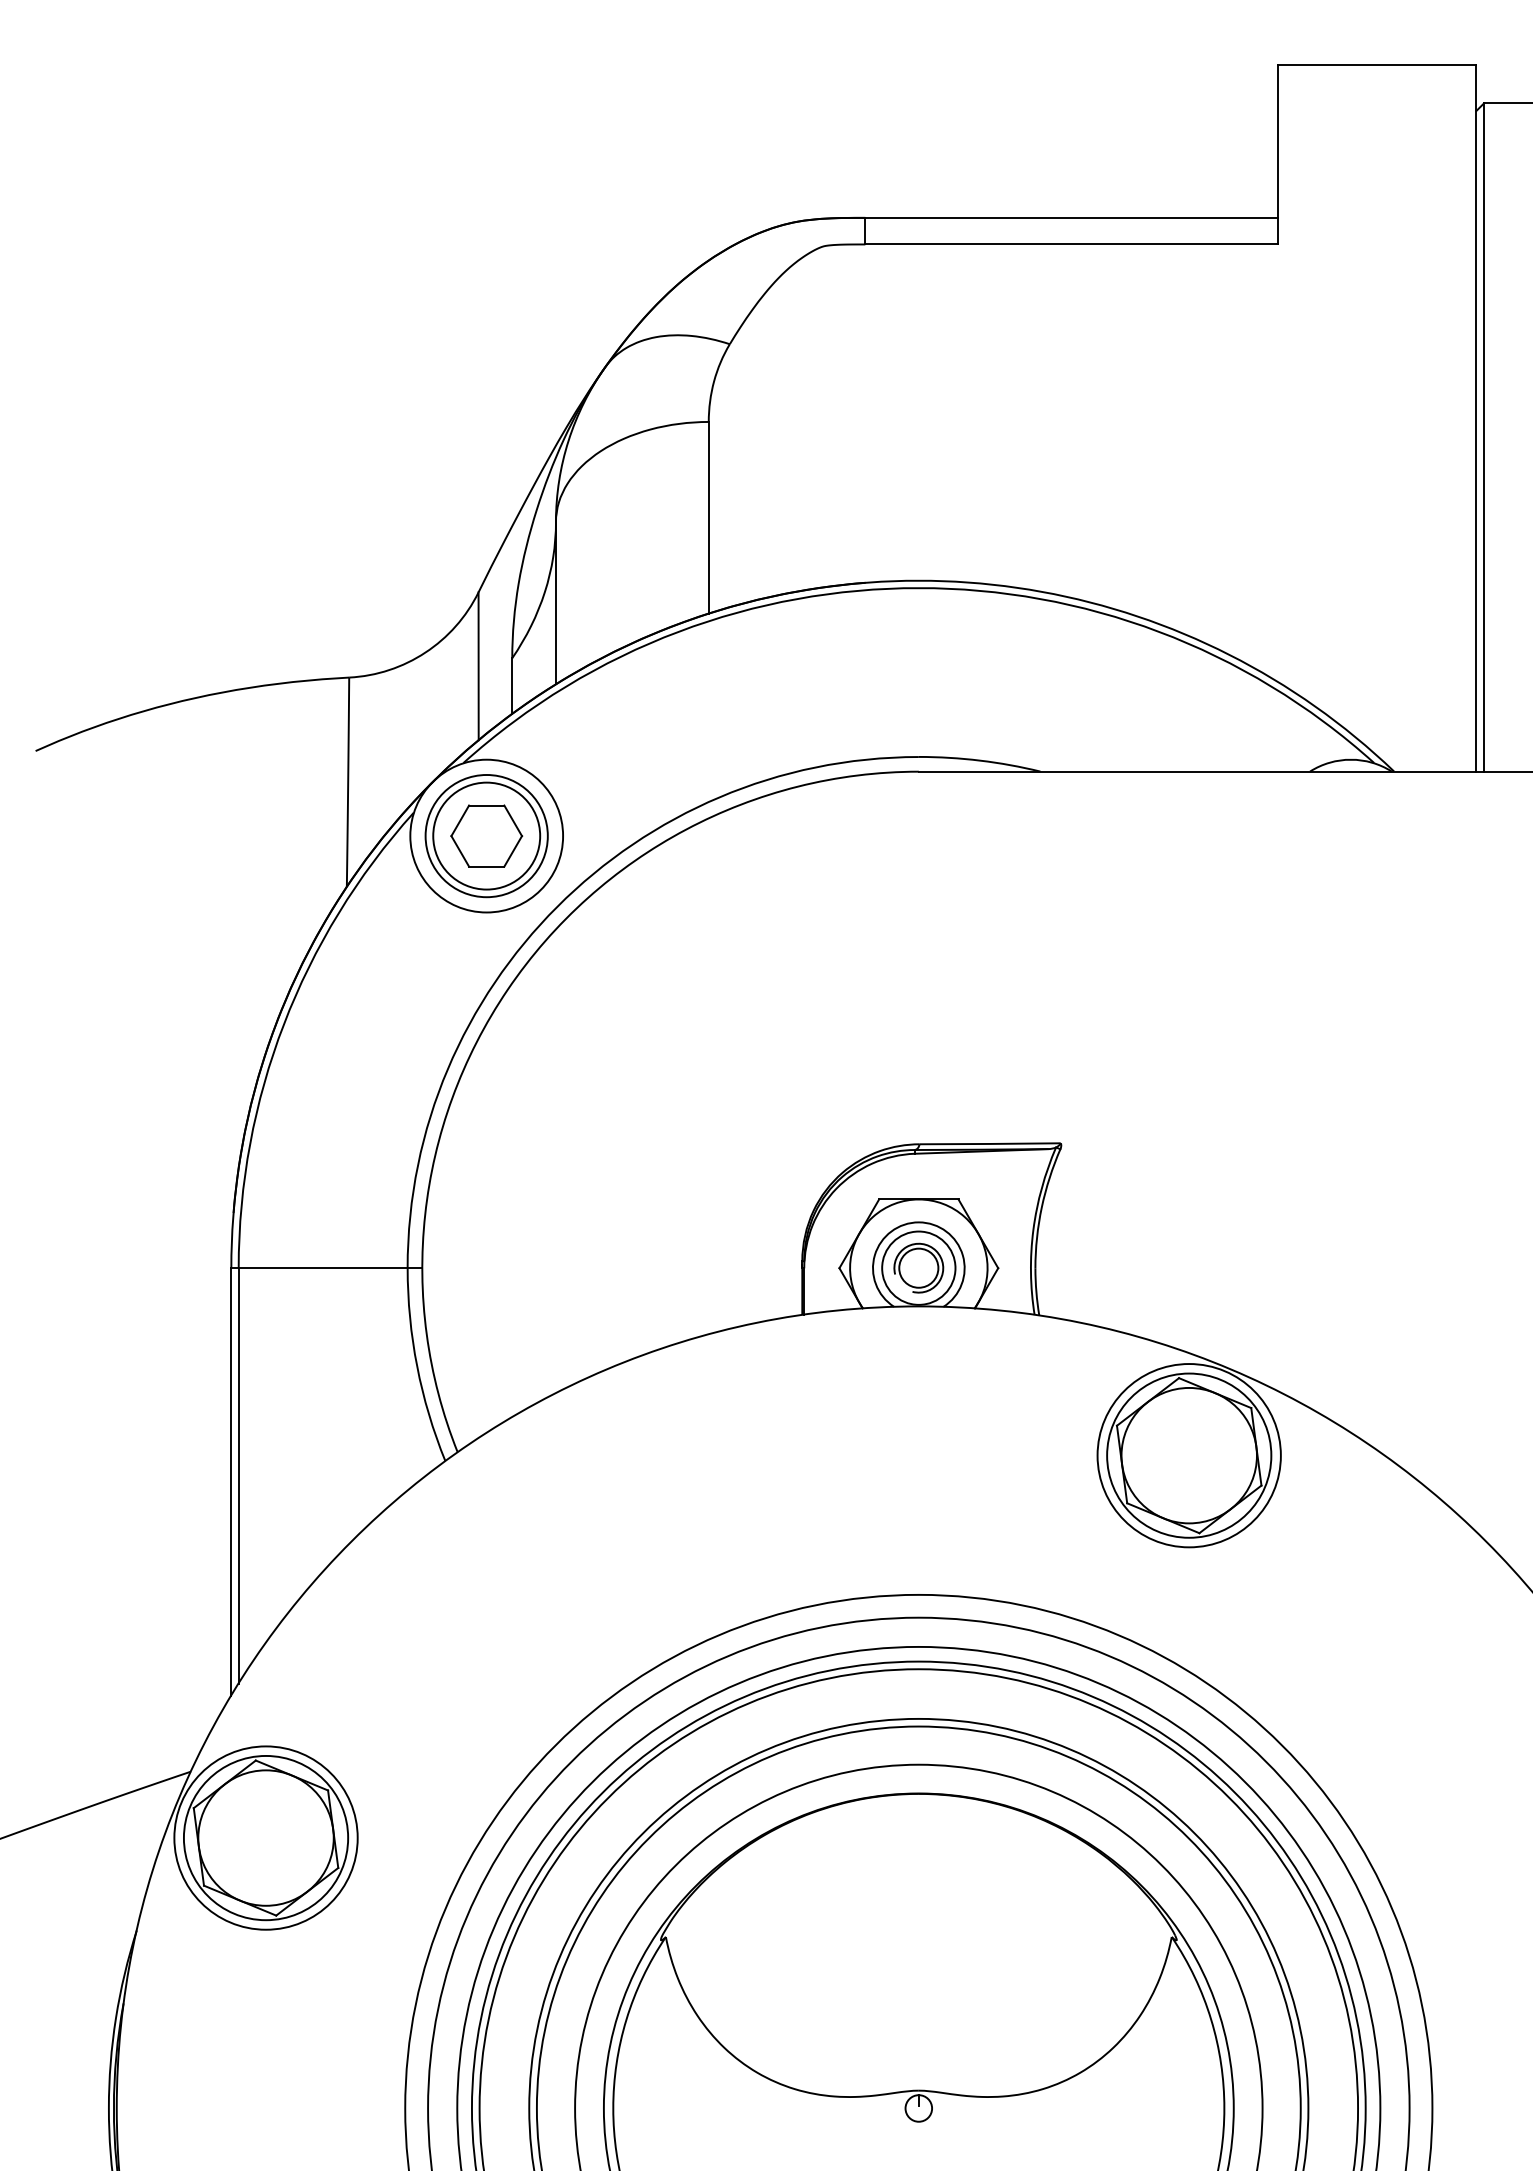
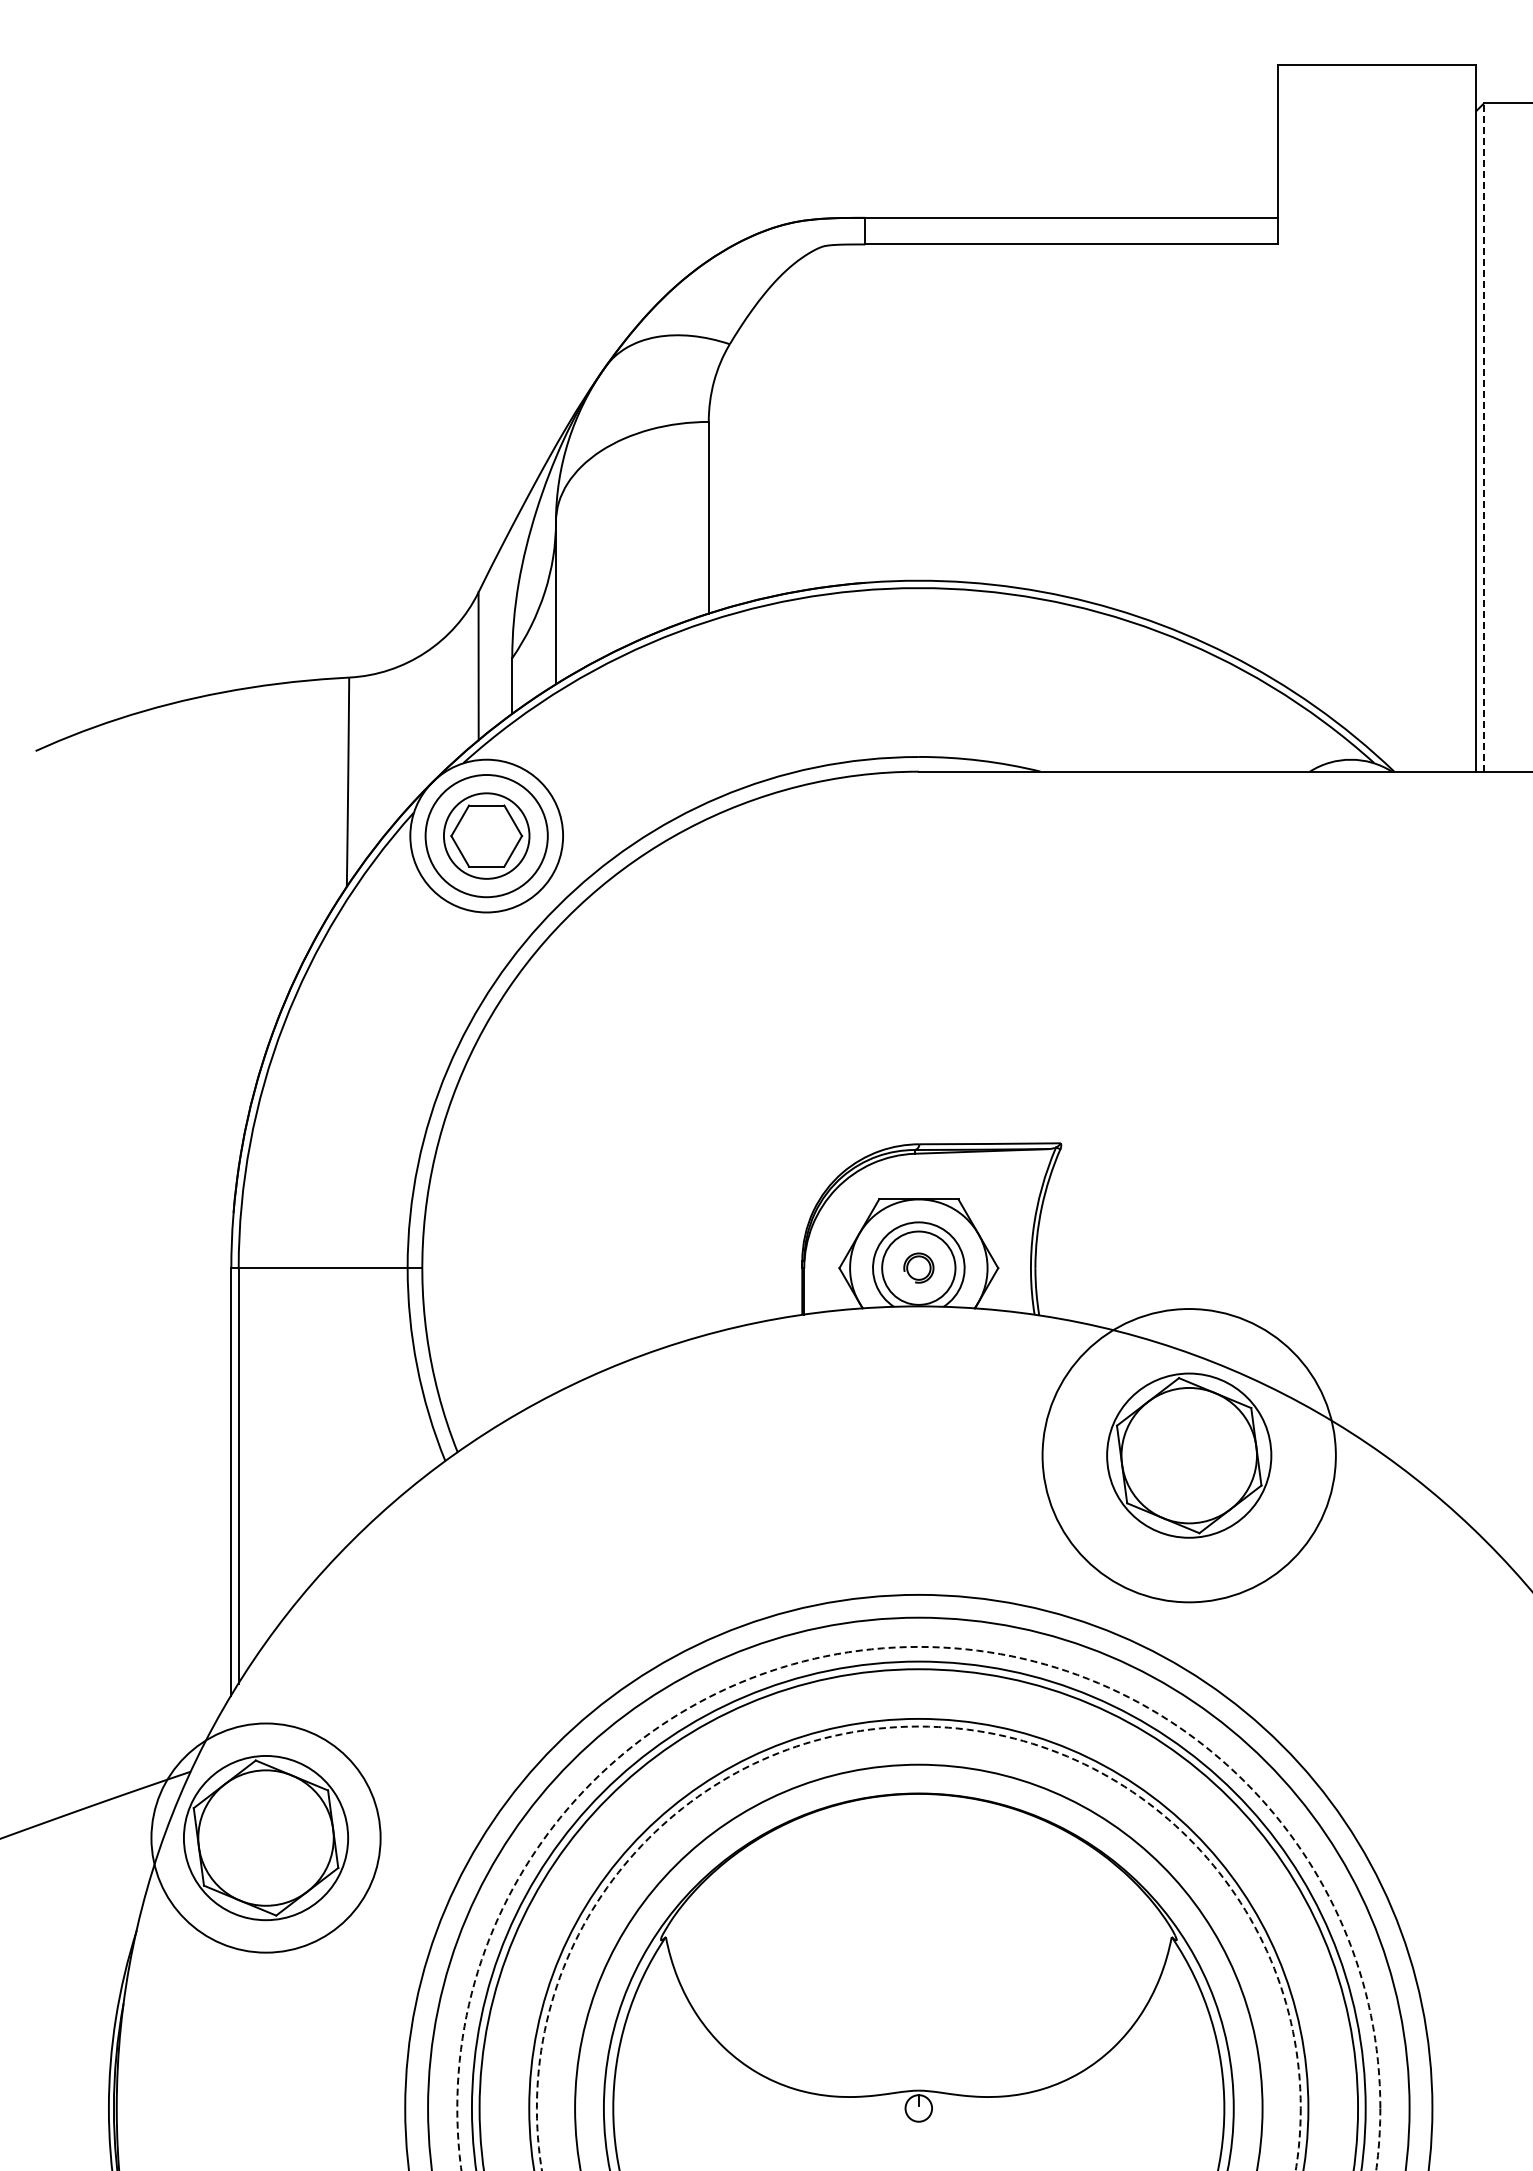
line: solid -> dashed (1484, 437)
circle diameter: 107 px -> 86 px (486, 835)
part size: 52x52 px -> 32x32 px (918, 1267)
circle diameter: 183 px -> 293 px (1188, 1455)
circle diameter: 183 px -> 229 px (265, 1837)
circle: solid -> dashed (918, 1908)
circle: solid -> dashed (918, 1948)
